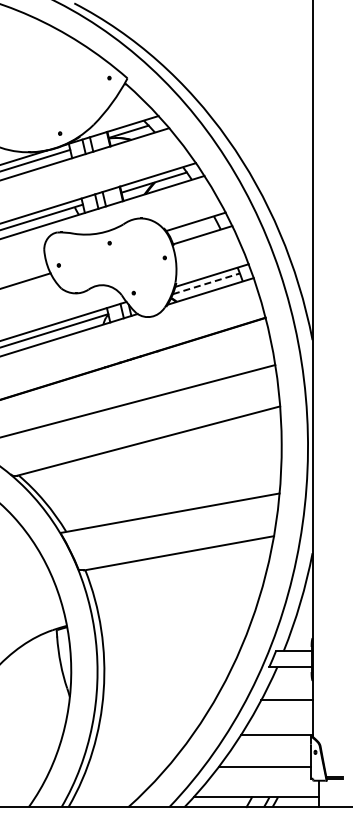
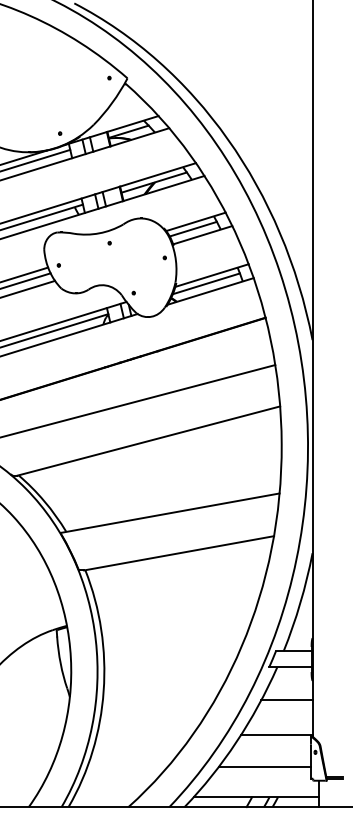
line: none -> present (192, 228)
line: none -> present (25, 274)
line: dashed -> solid (206, 283)
line: none -> present (28, 288)
